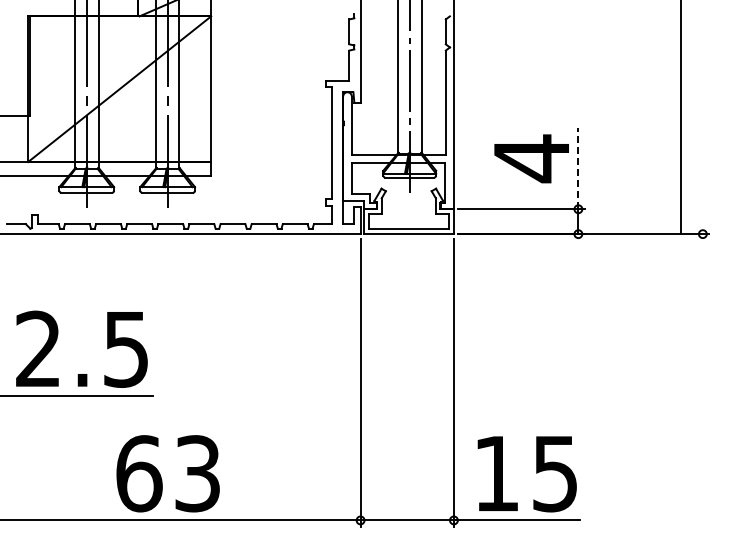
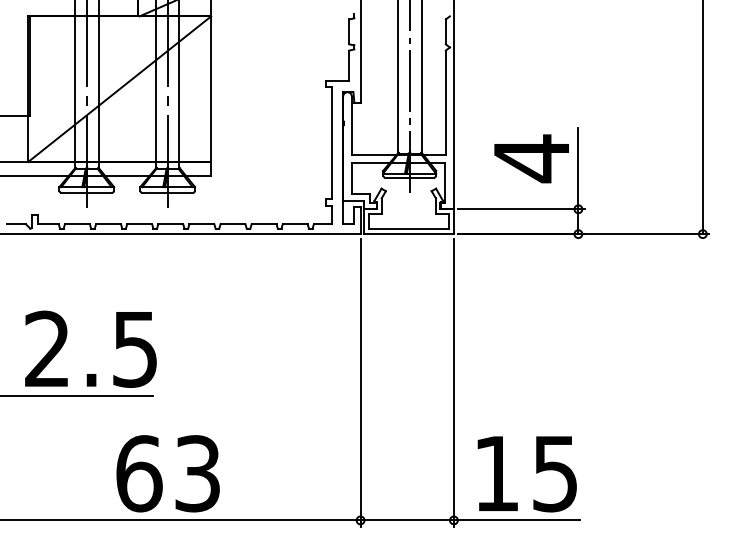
line position: (680, 118) -> (702, 118) (702, 118)
line: dashed -> solid (578, 168)
text position: (81, 348) -> (90, 348) (90, 348)
